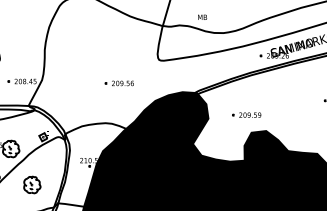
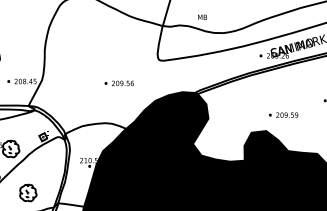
part position: (246, 114) -> (283, 114) (283, 114)
part position: (32, 184) -> (28, 192) (28, 192)
